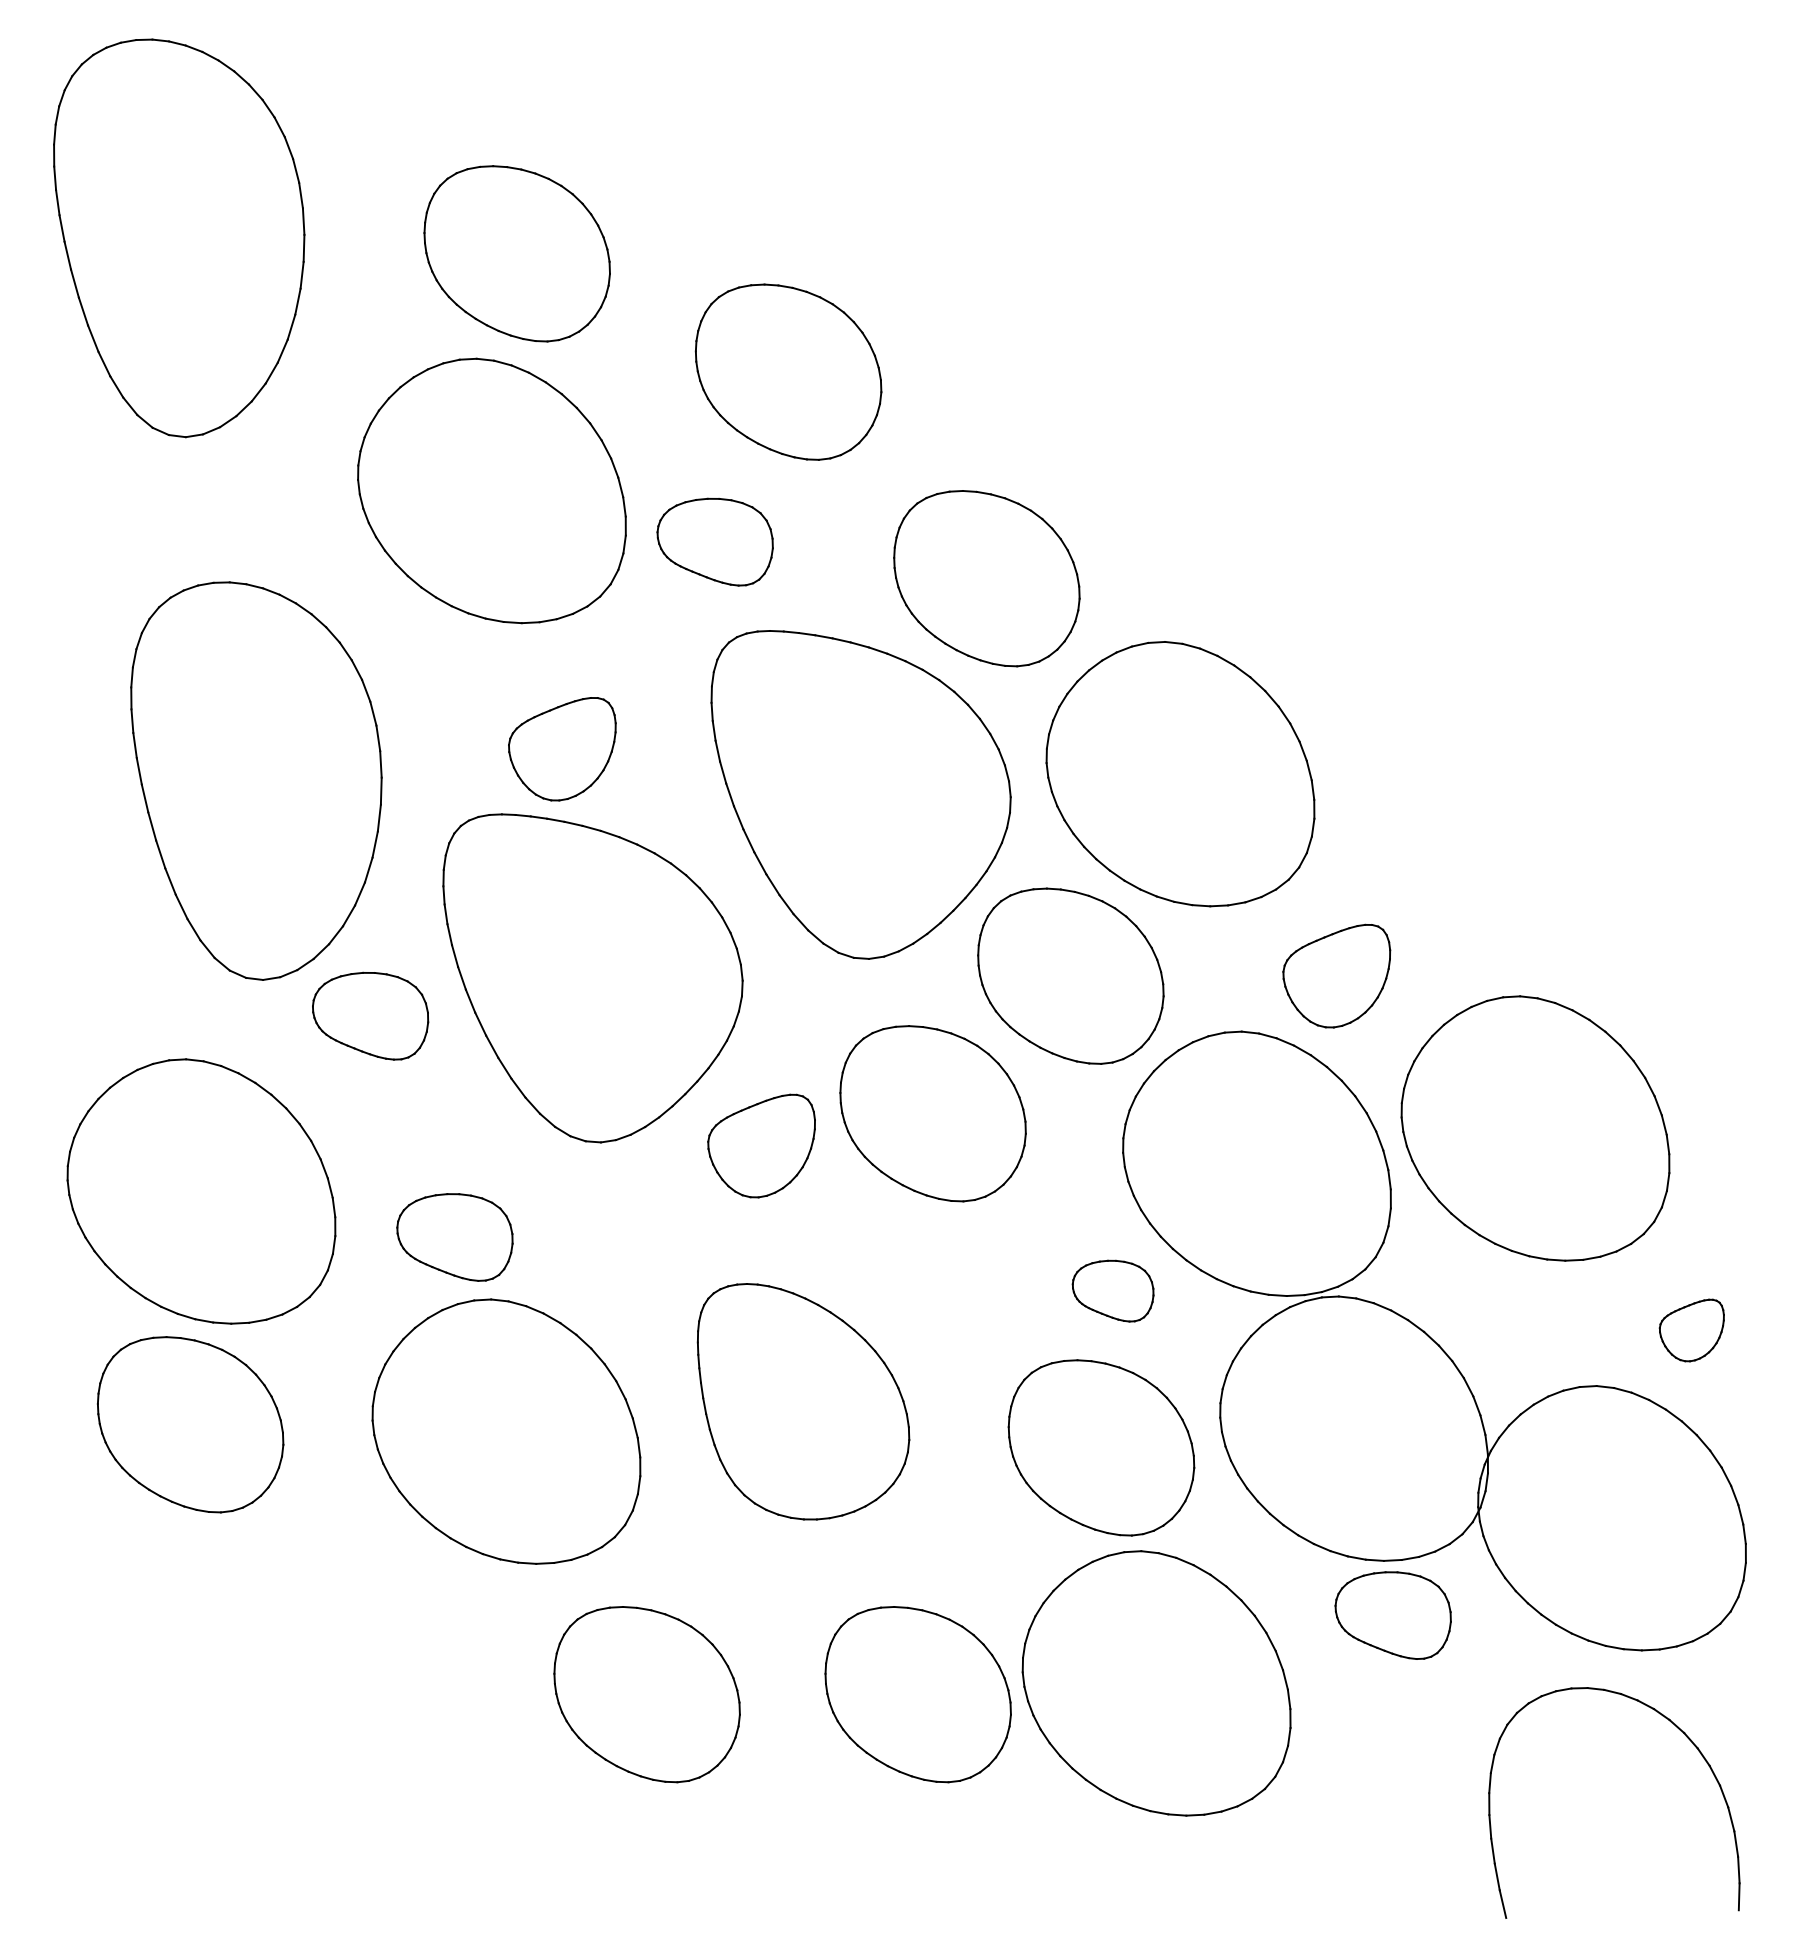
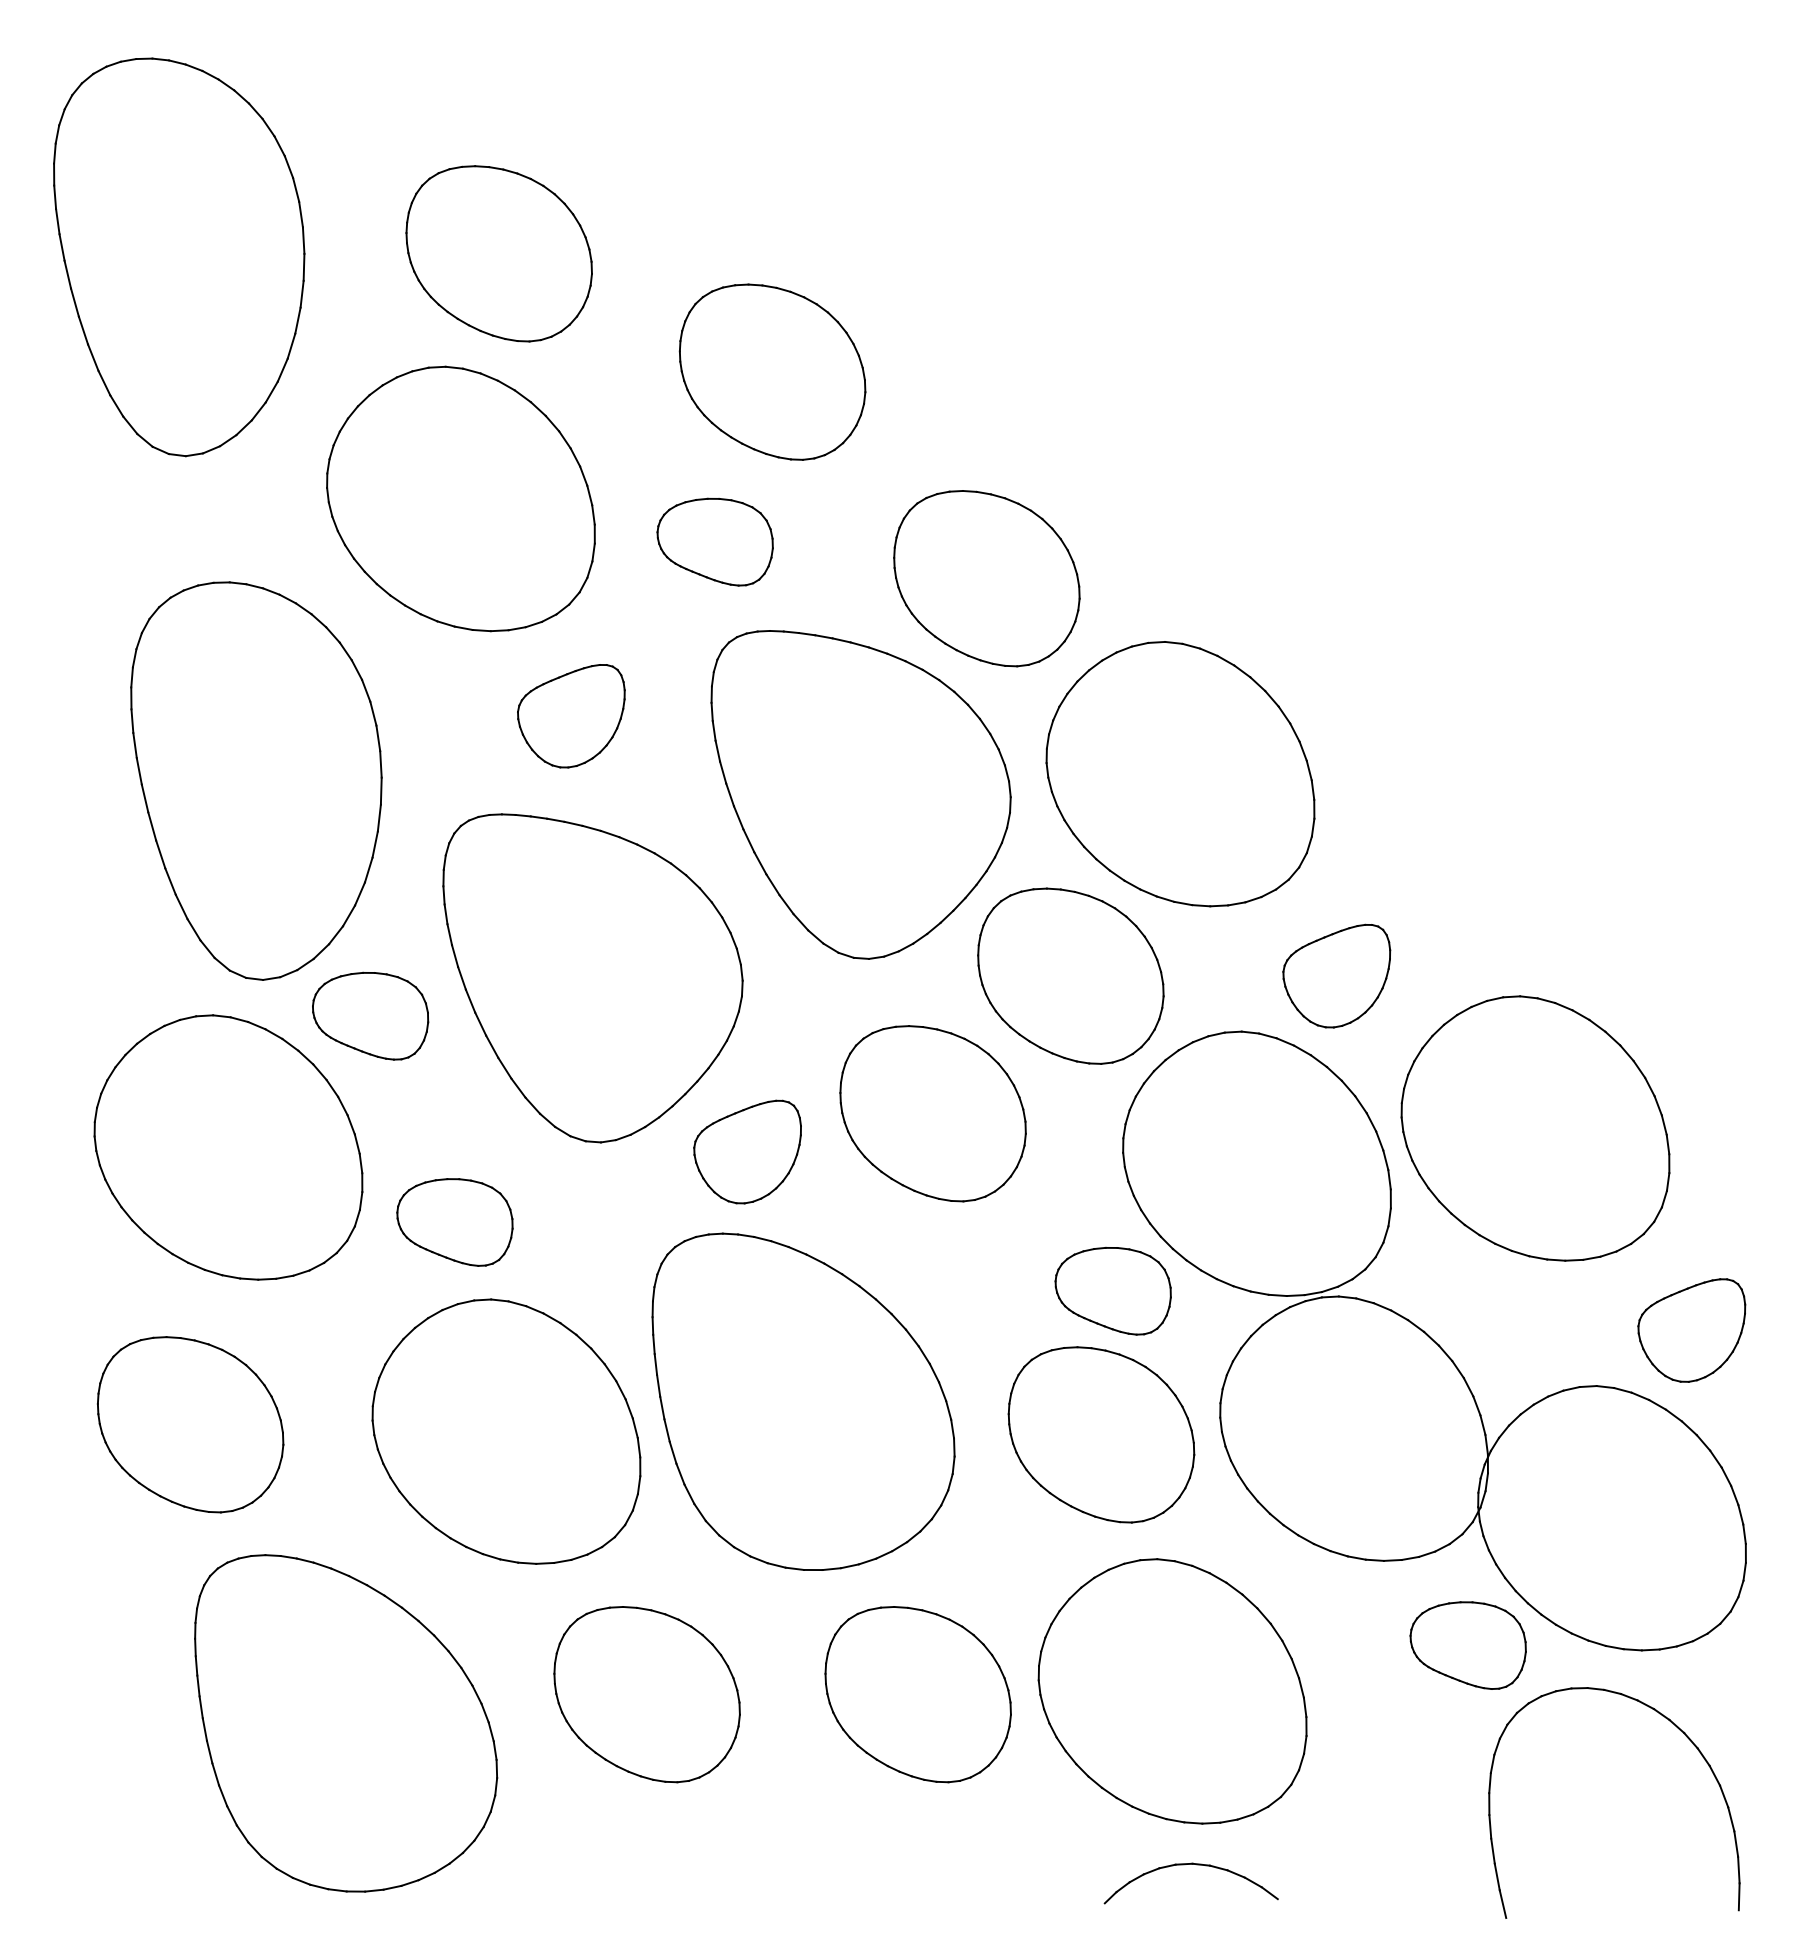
part position: (179, 238) -> (179, 257) (179, 257)
part position: (516, 253) -> (498, 253) (498, 253)
part position: (788, 371) -> (772, 371) (772, 371)
part position: (491, 490) -> (460, 498) (460, 498)
part position: (562, 749) -> (571, 716) (571, 716)
part position: (761, 1145) -> (747, 1151) (747, 1151)
part position: (201, 1191) -> (228, 1147) (228, 1147)
part position: (454, 1237) -> (454, 1222) (454, 1222)
part size: 84x64 px -> 118x90 px (1112, 1290)
part size: 67x65 px -> 110x105 px (1691, 1330)
part size: 215x238 px -> 305x339 px (803, 1401)
part position: (1101, 1447) -> (1101, 1434) (1101, 1434)
part position: (1392, 1615) -> (1467, 1645) (1467, 1645)
part position: (1156, 1683) -> (1172, 1691) (1172, 1691)
part: none -> present (346, 1723)
part: none -> present (1184, 1865)
